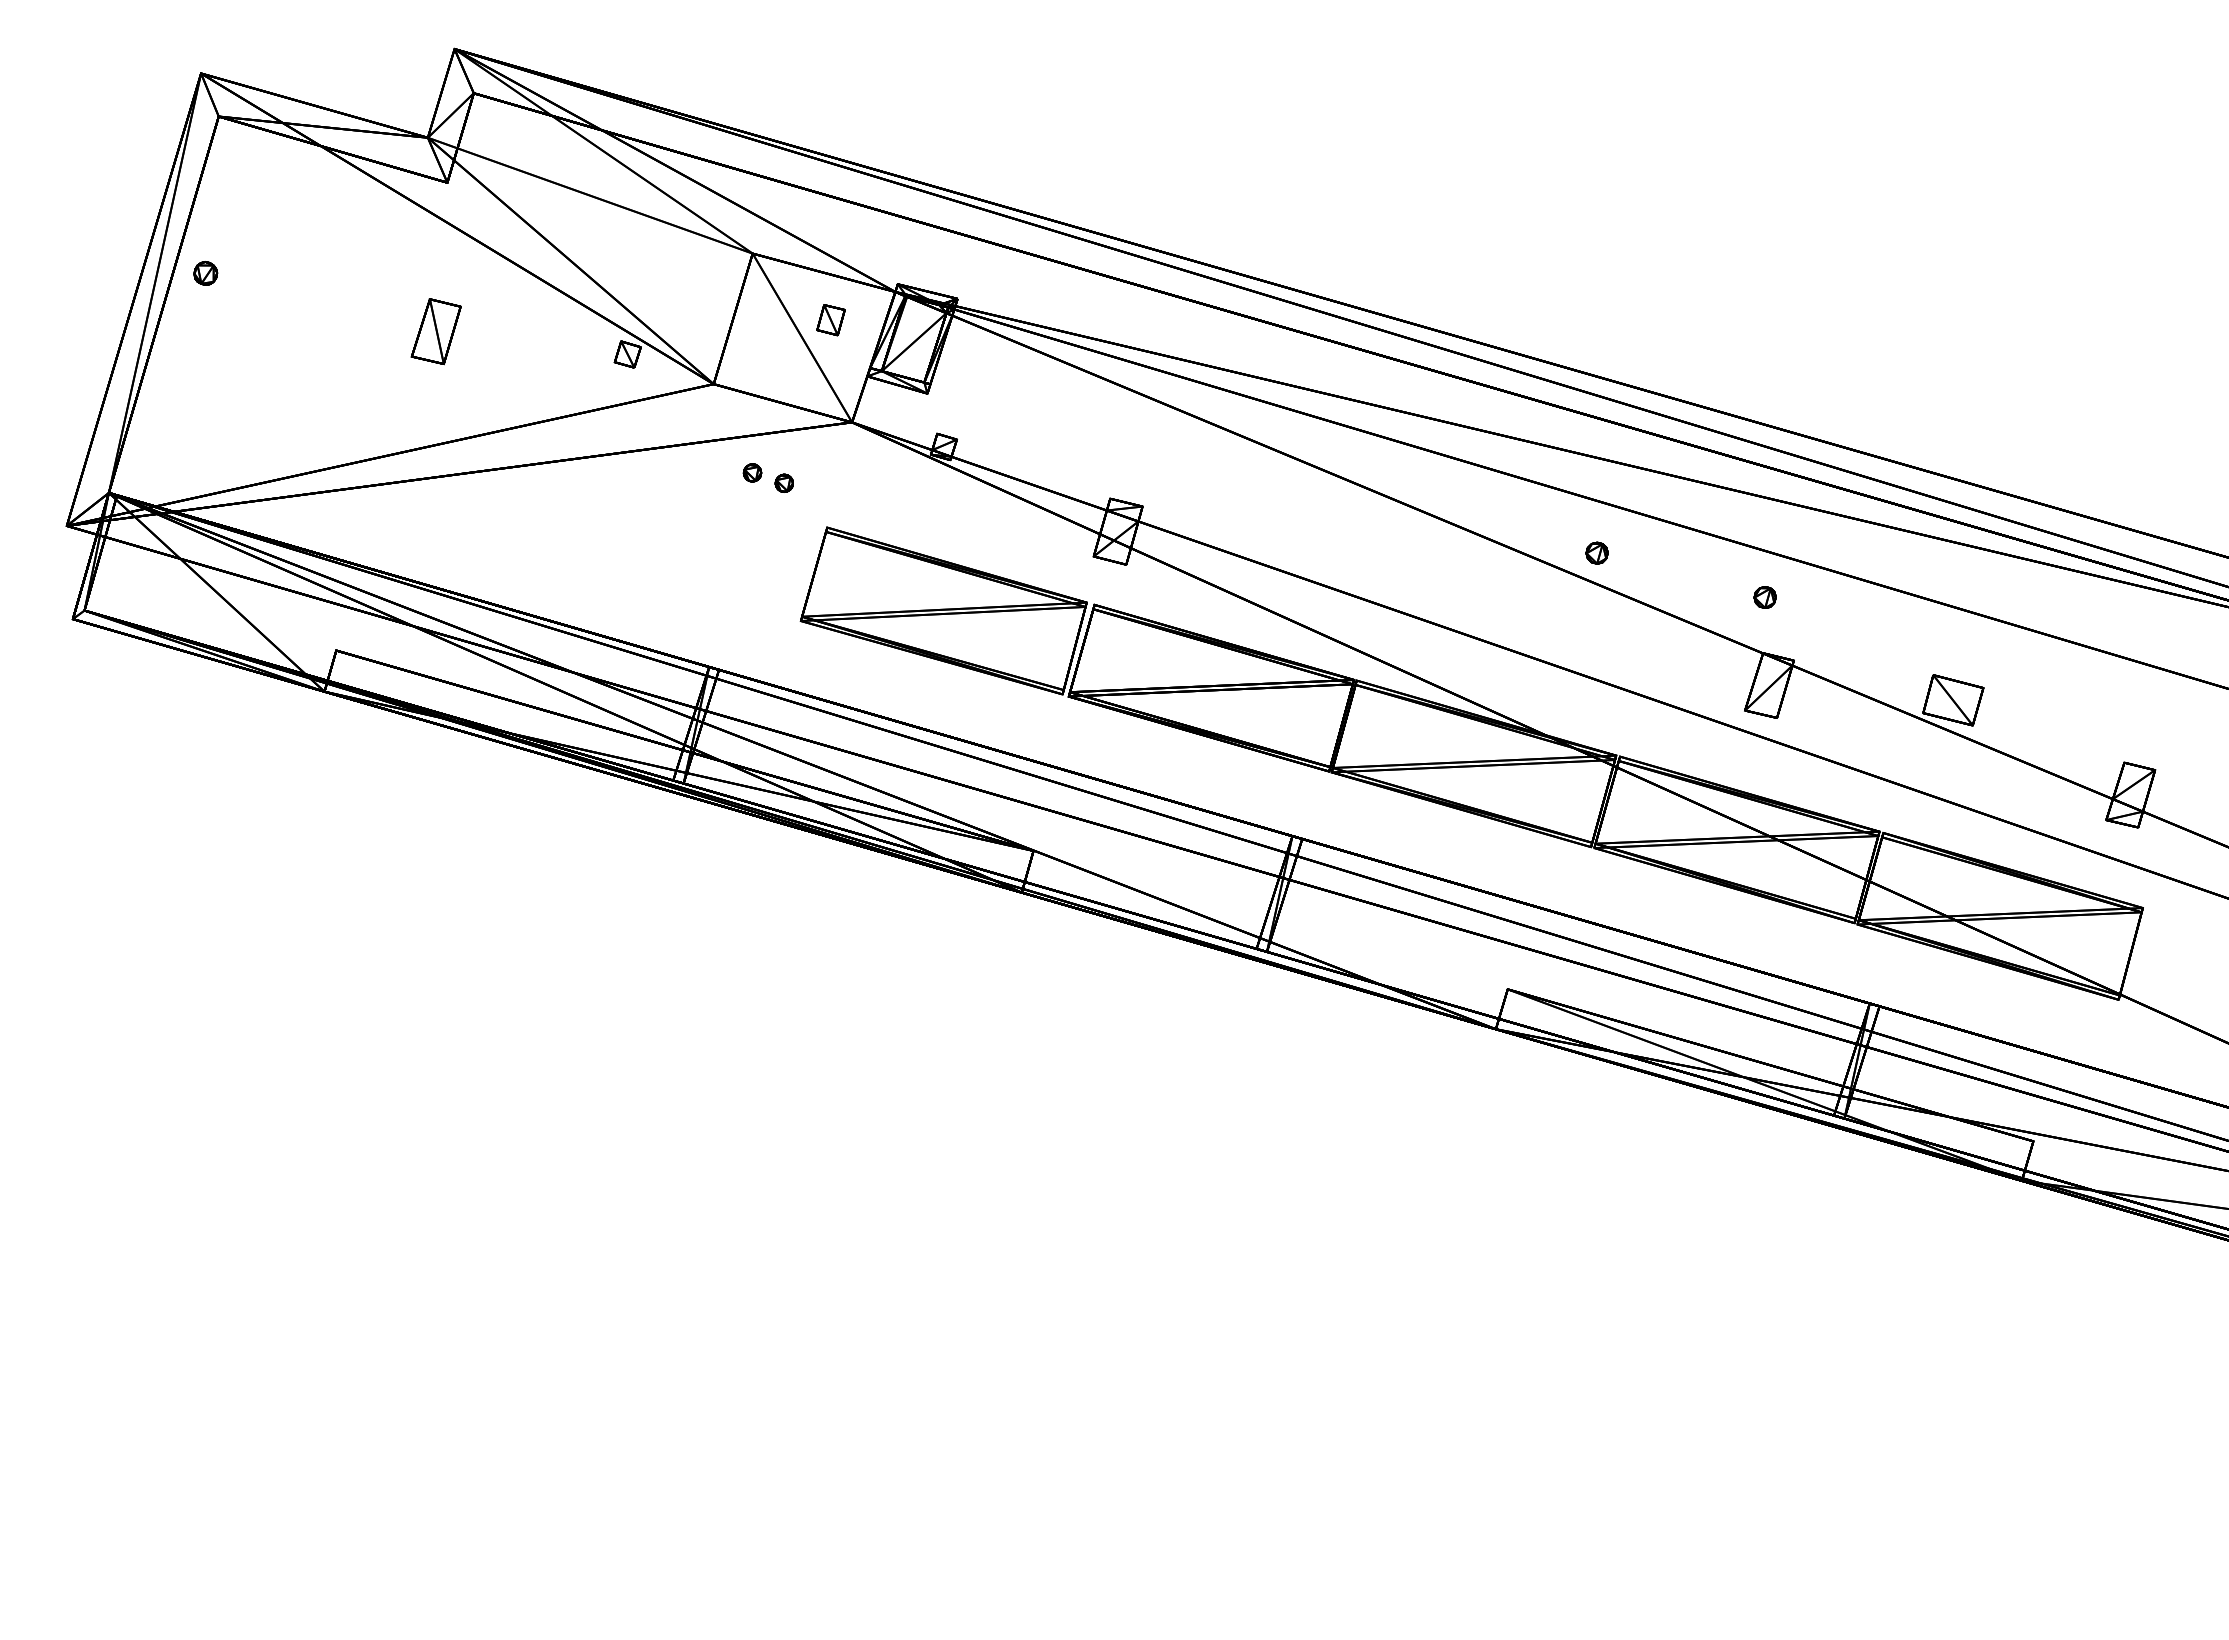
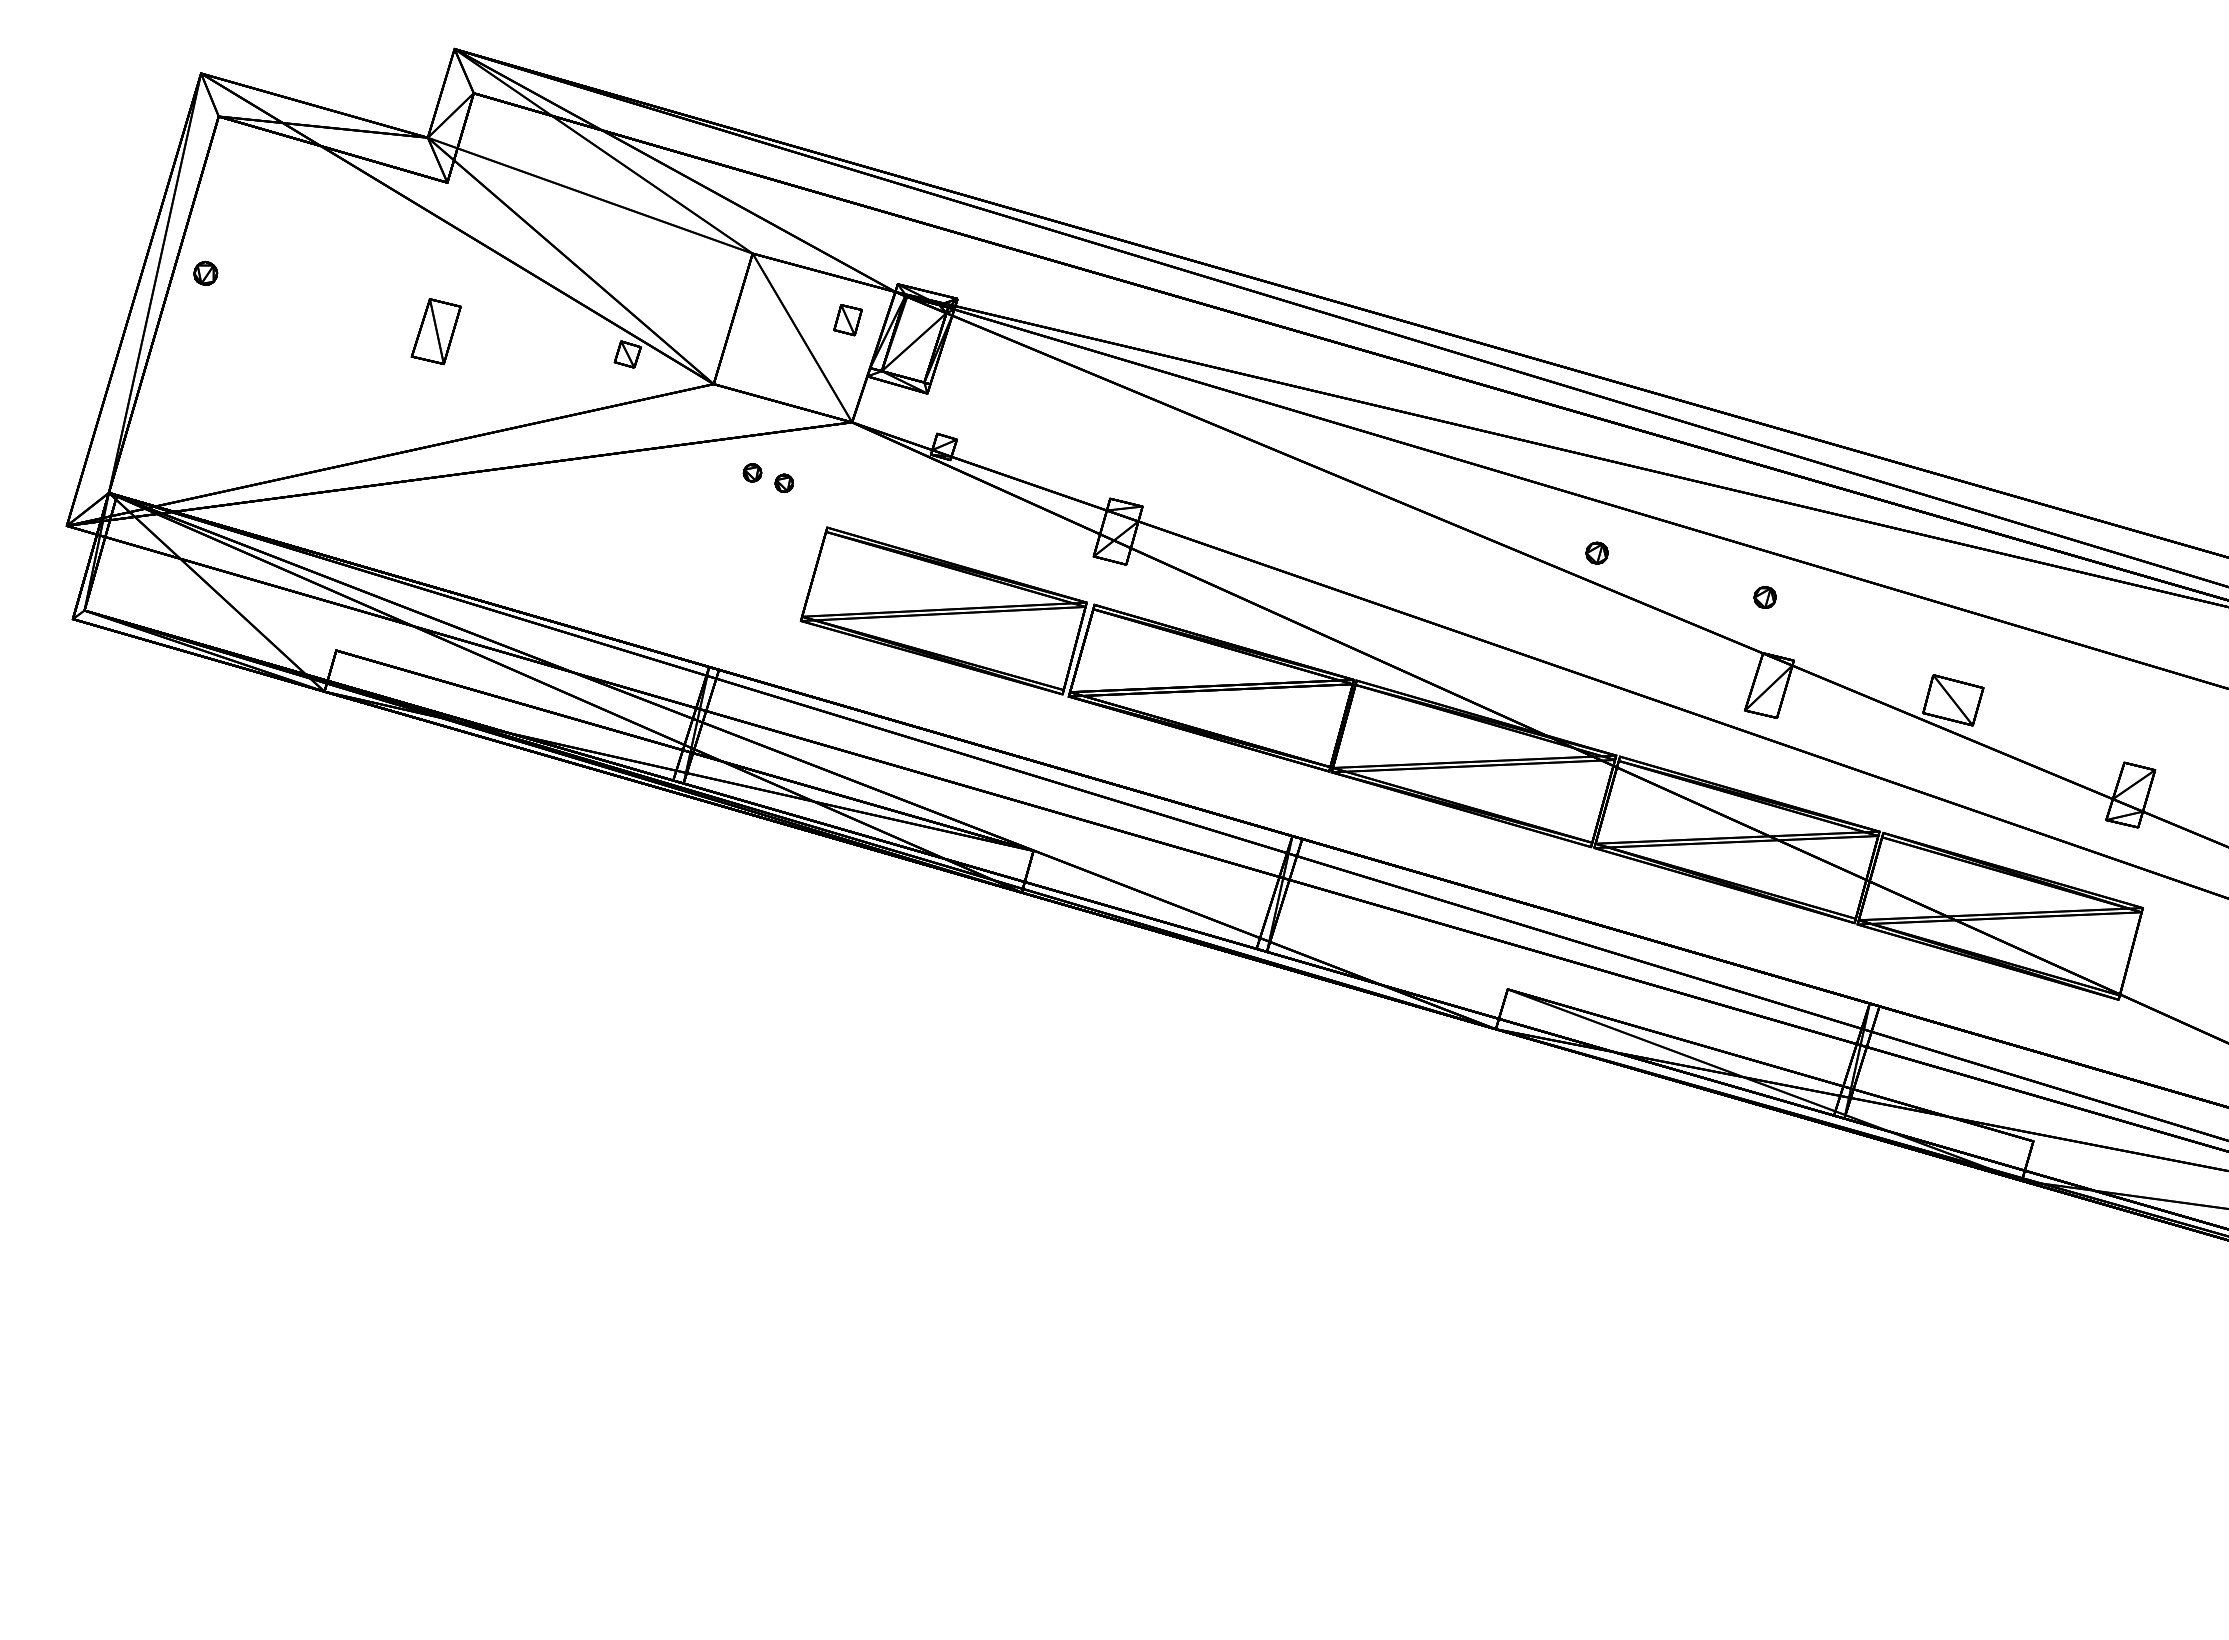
part position: (830, 320) -> (847, 320) (847, 320)
